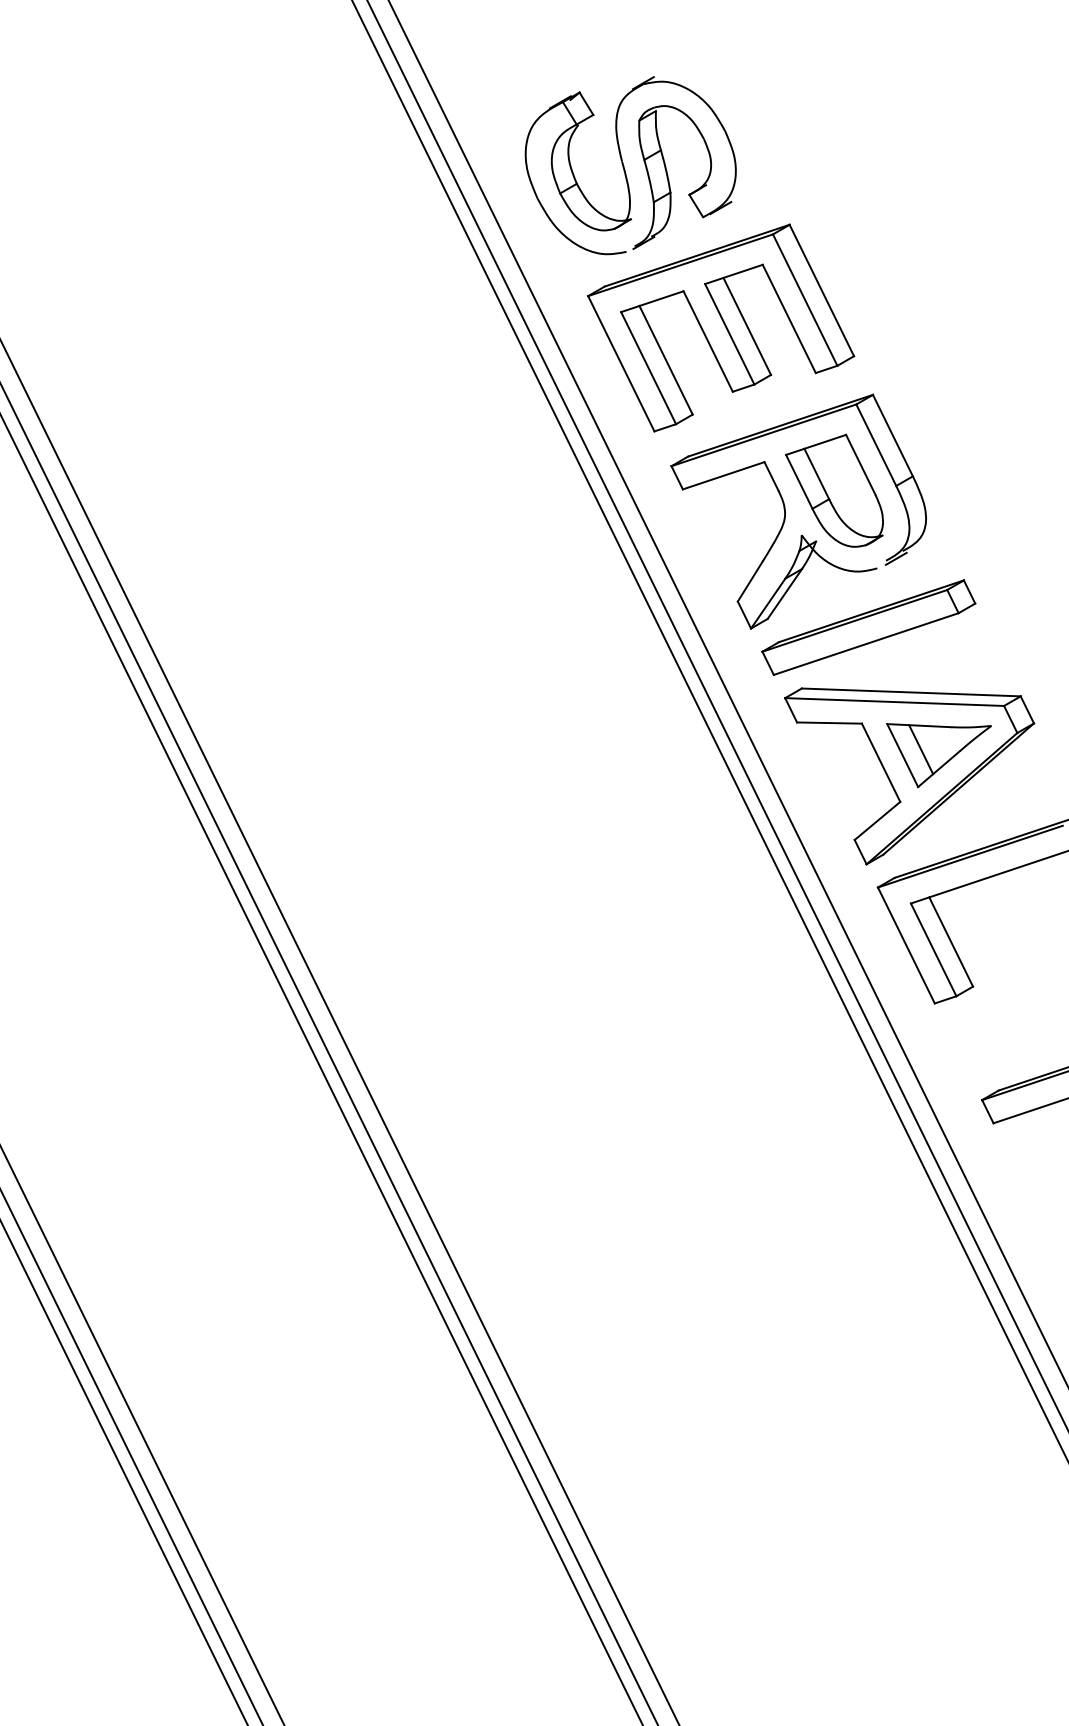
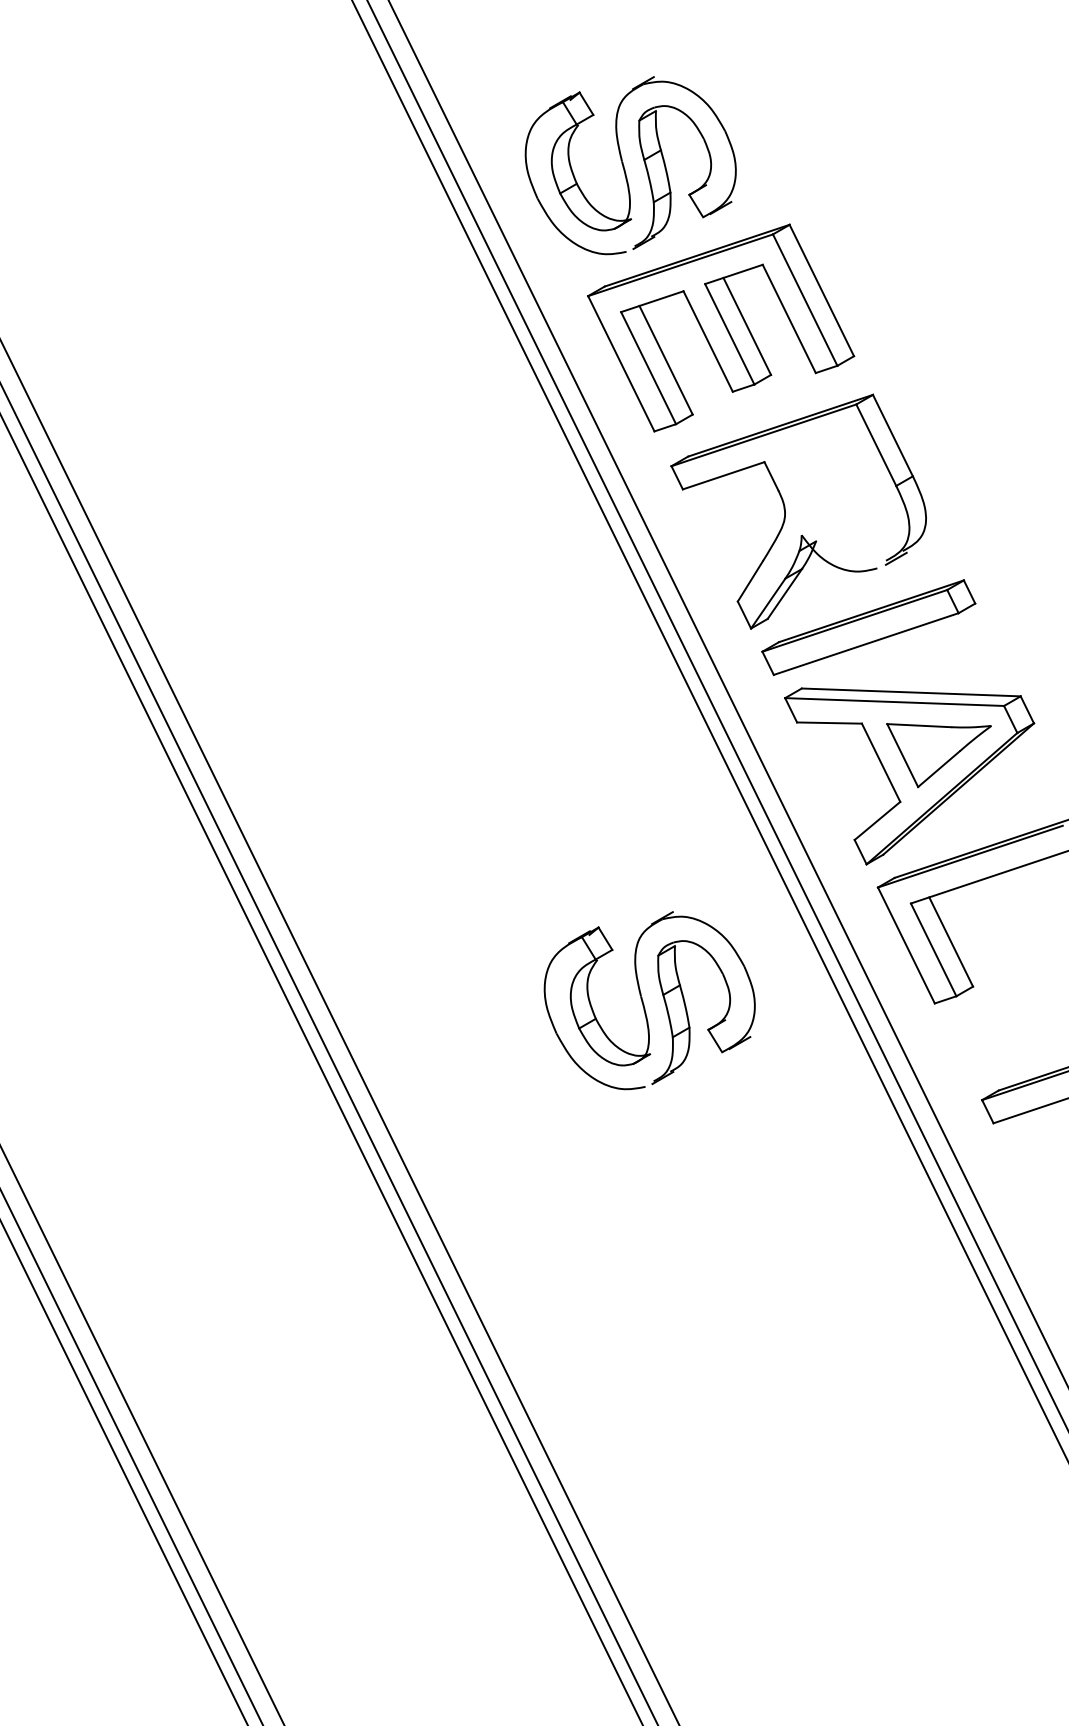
part: present -> none (834, 490)
line: present -> none (921, 749)
part: none -> present (649, 1000)
